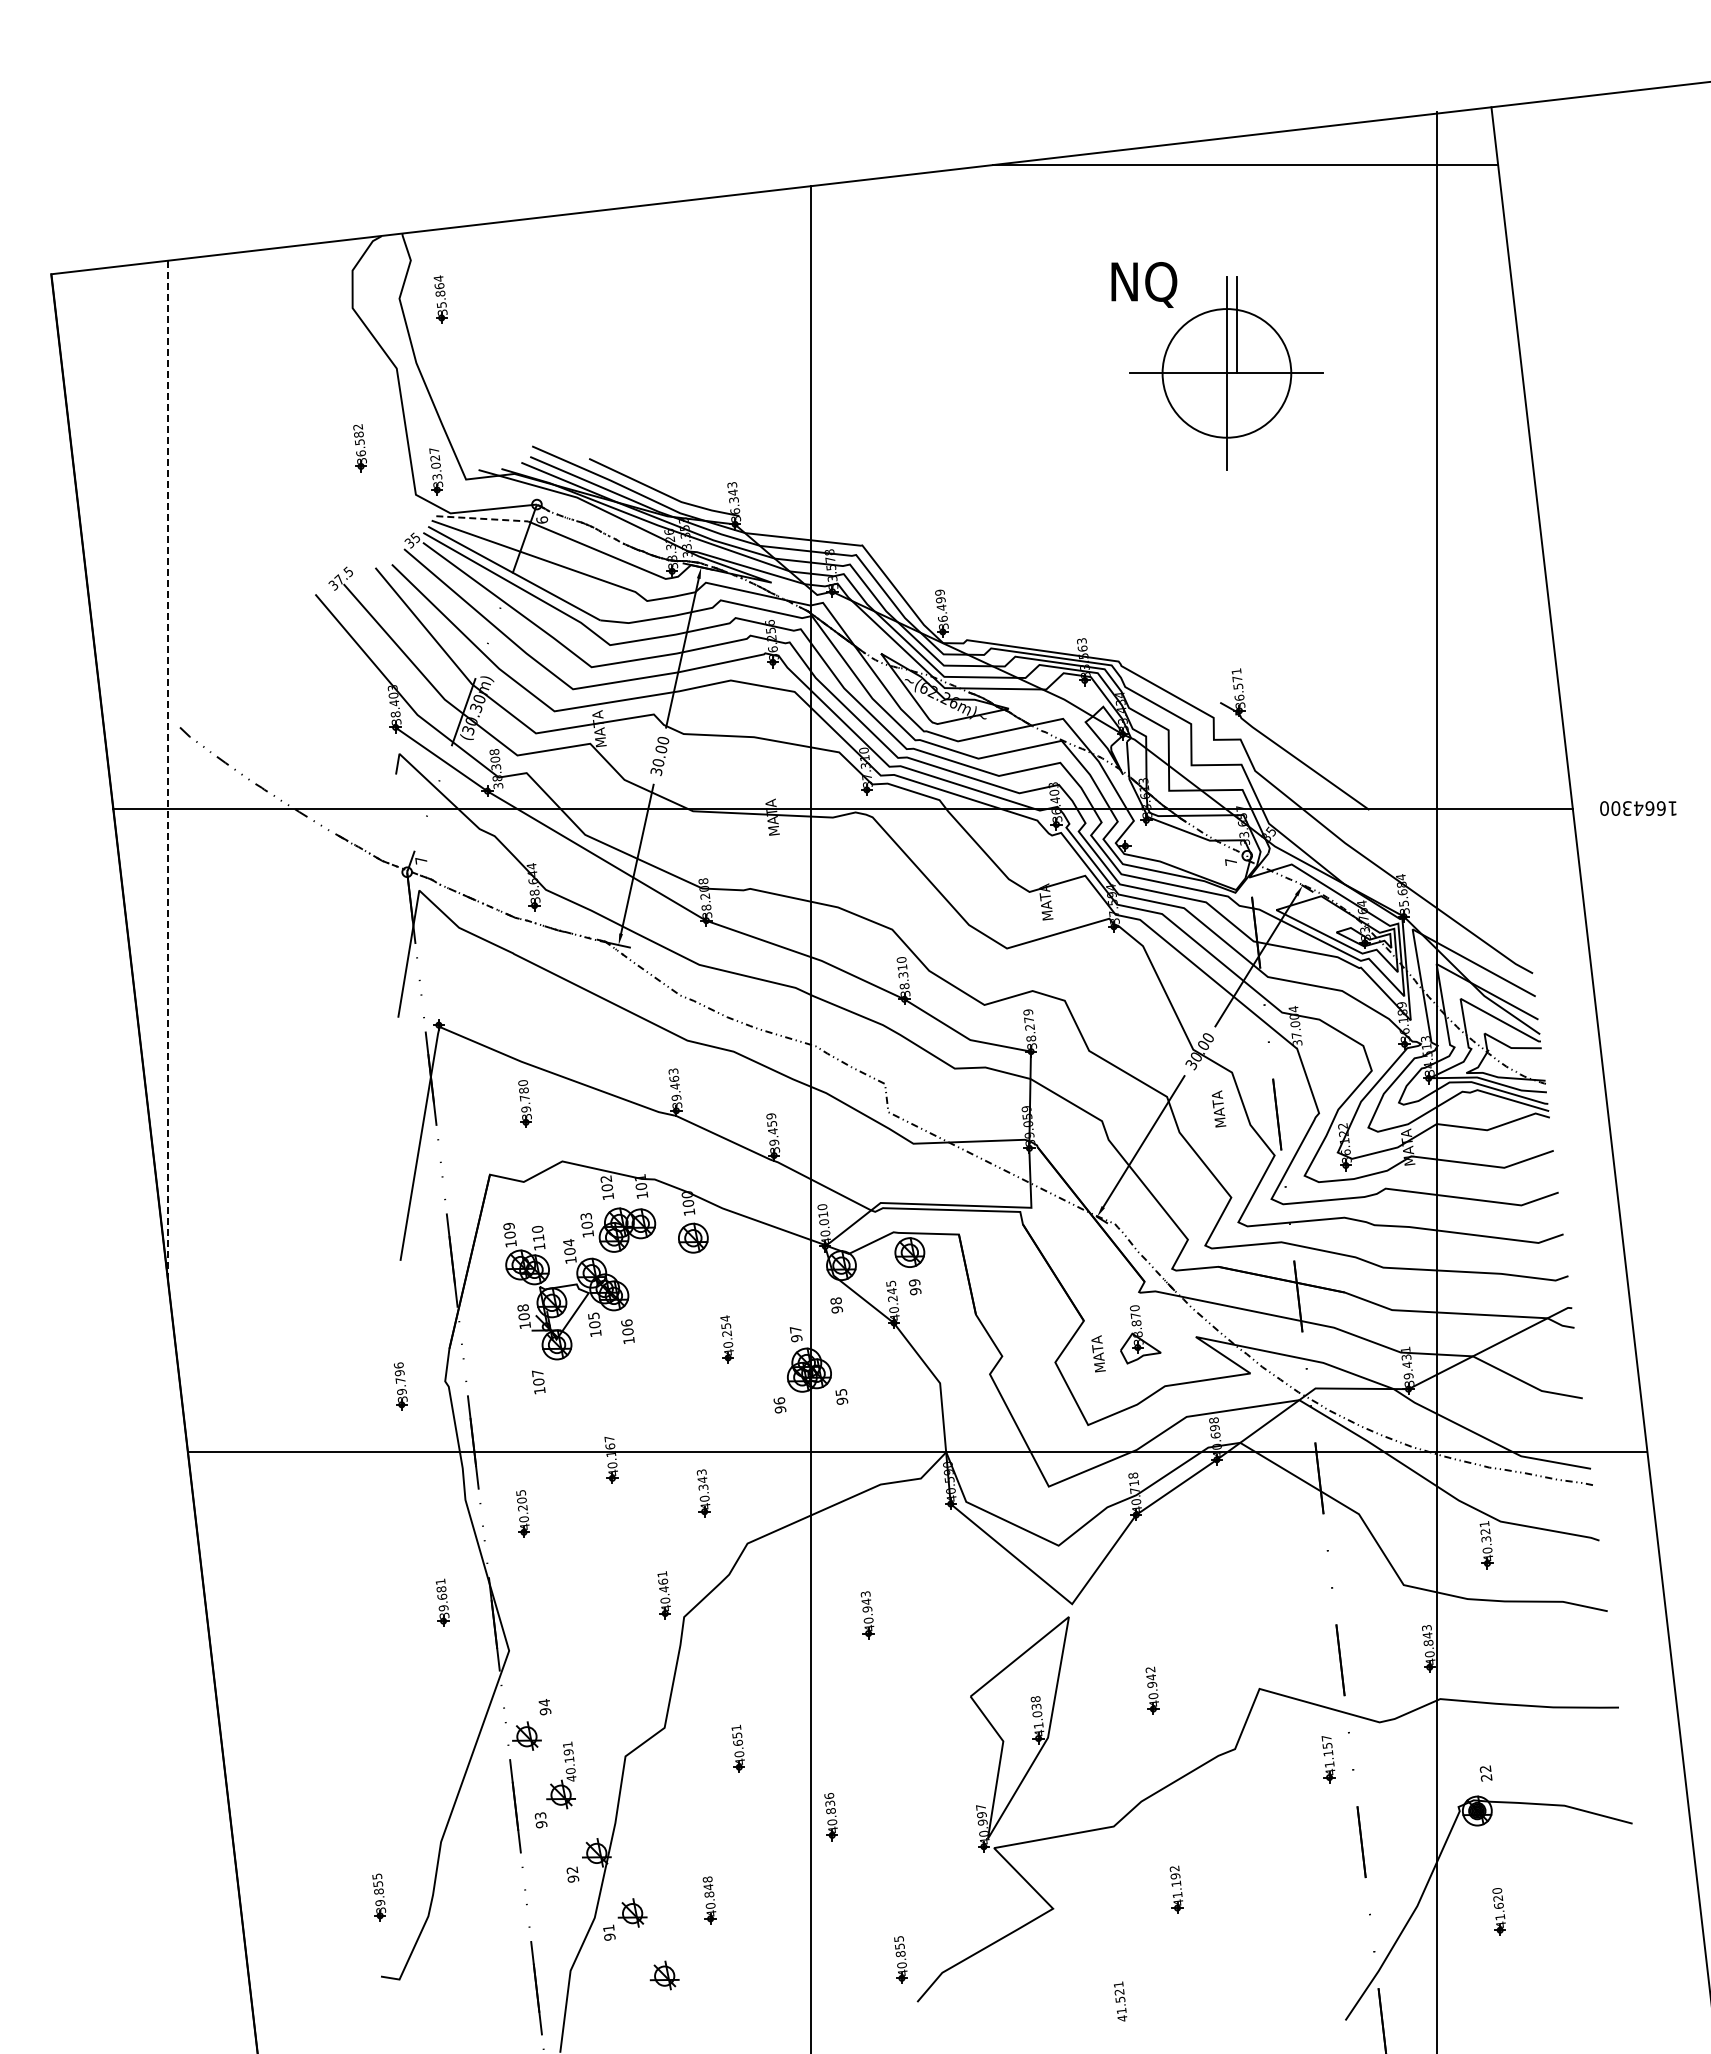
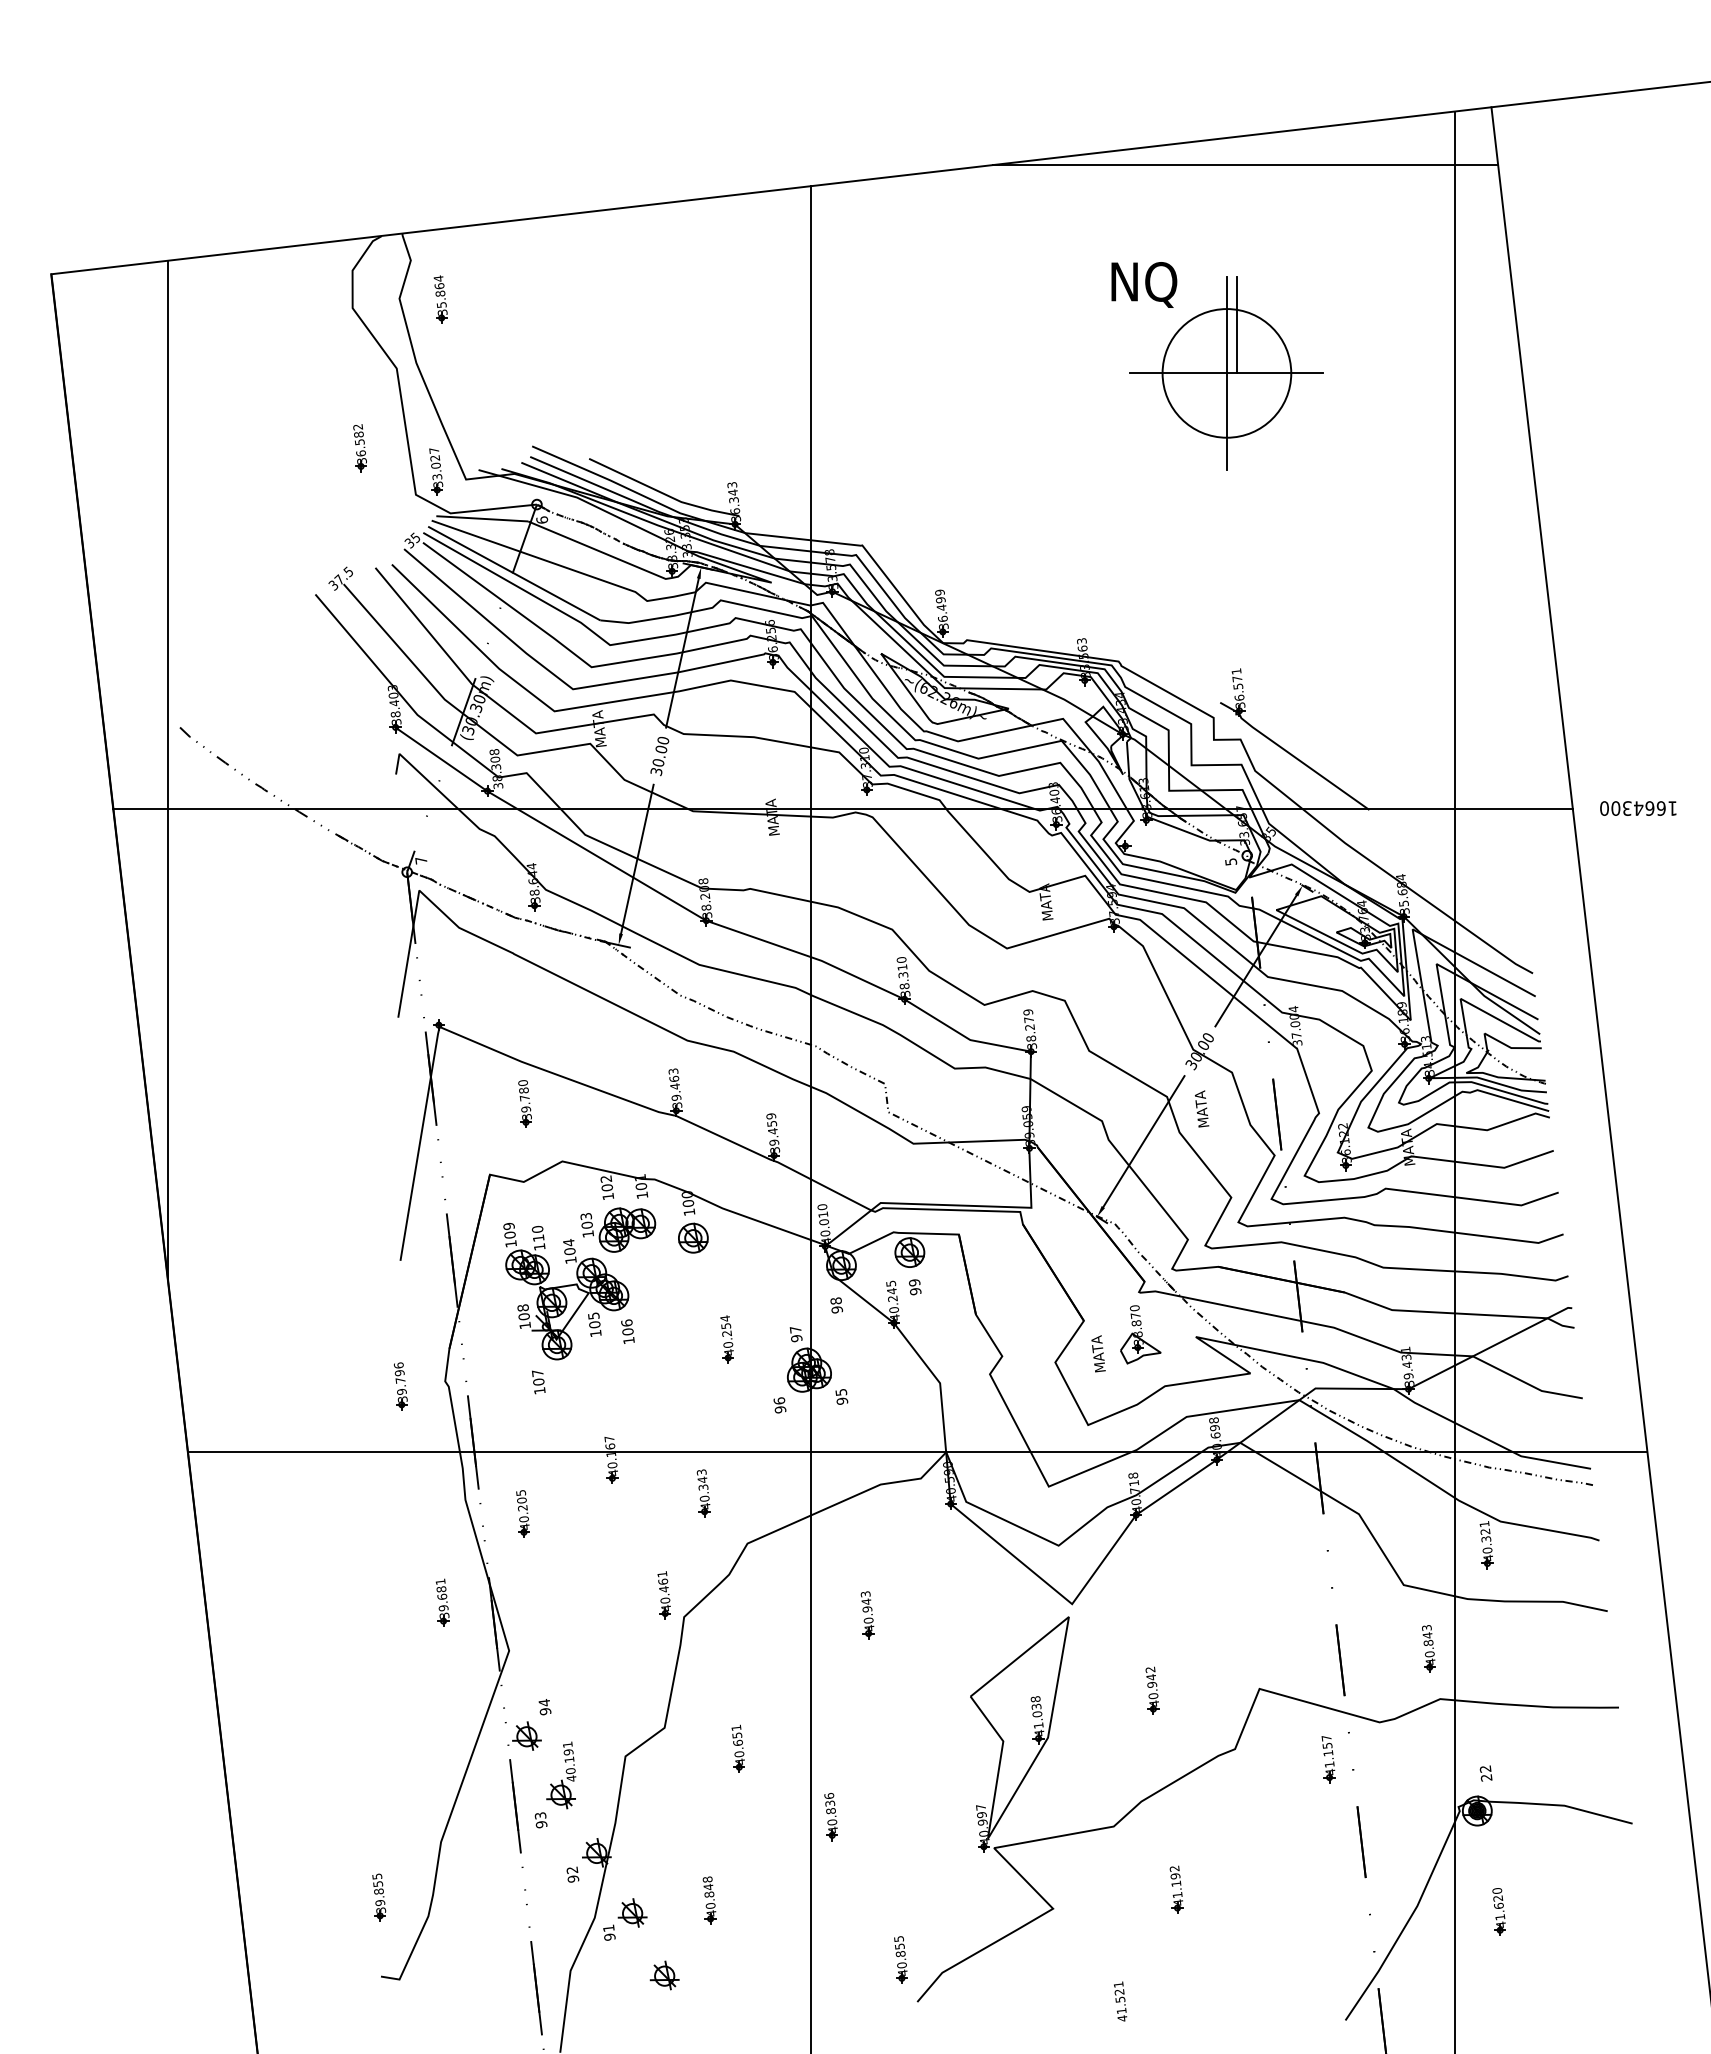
line: dashed -> solid (482, 518)
line: dashed -> solid (167, 770)
text: 7 -> 5 (1231, 861)
line position: (1436, 1080) -> (1454, 1080) (1454, 1080)
text position: (1219, 1108) -> (1202, 1108) (1202, 1108)
